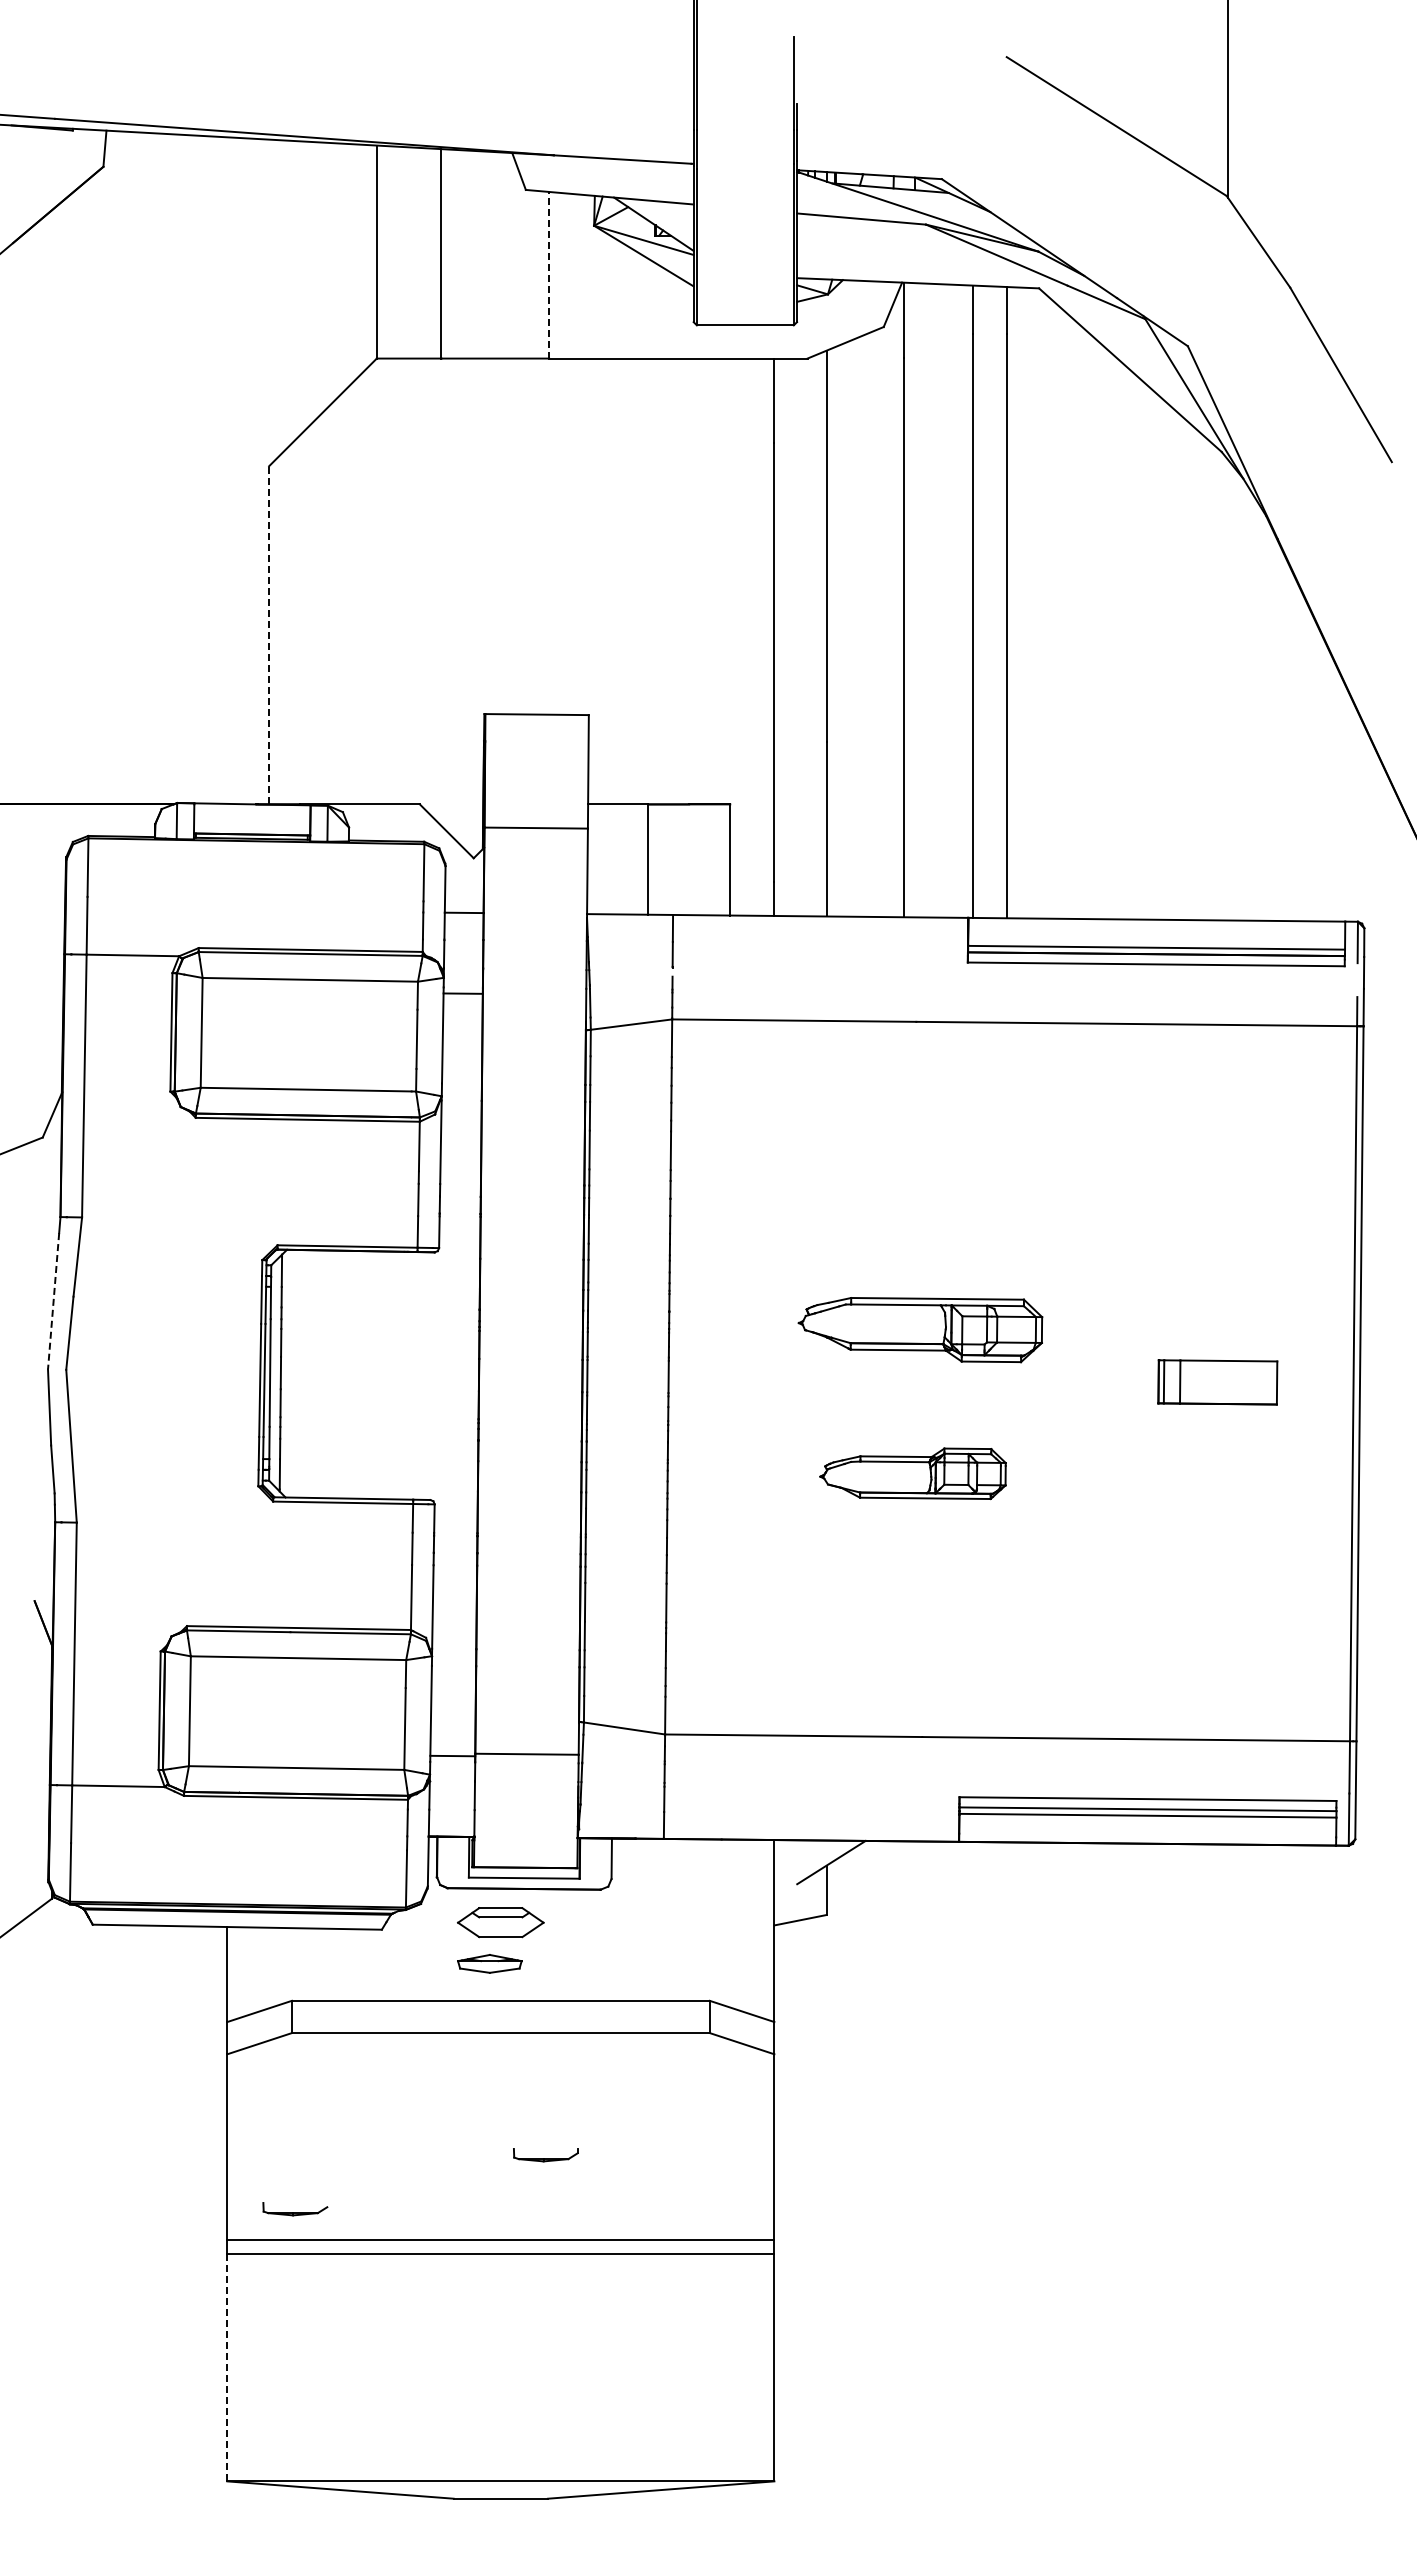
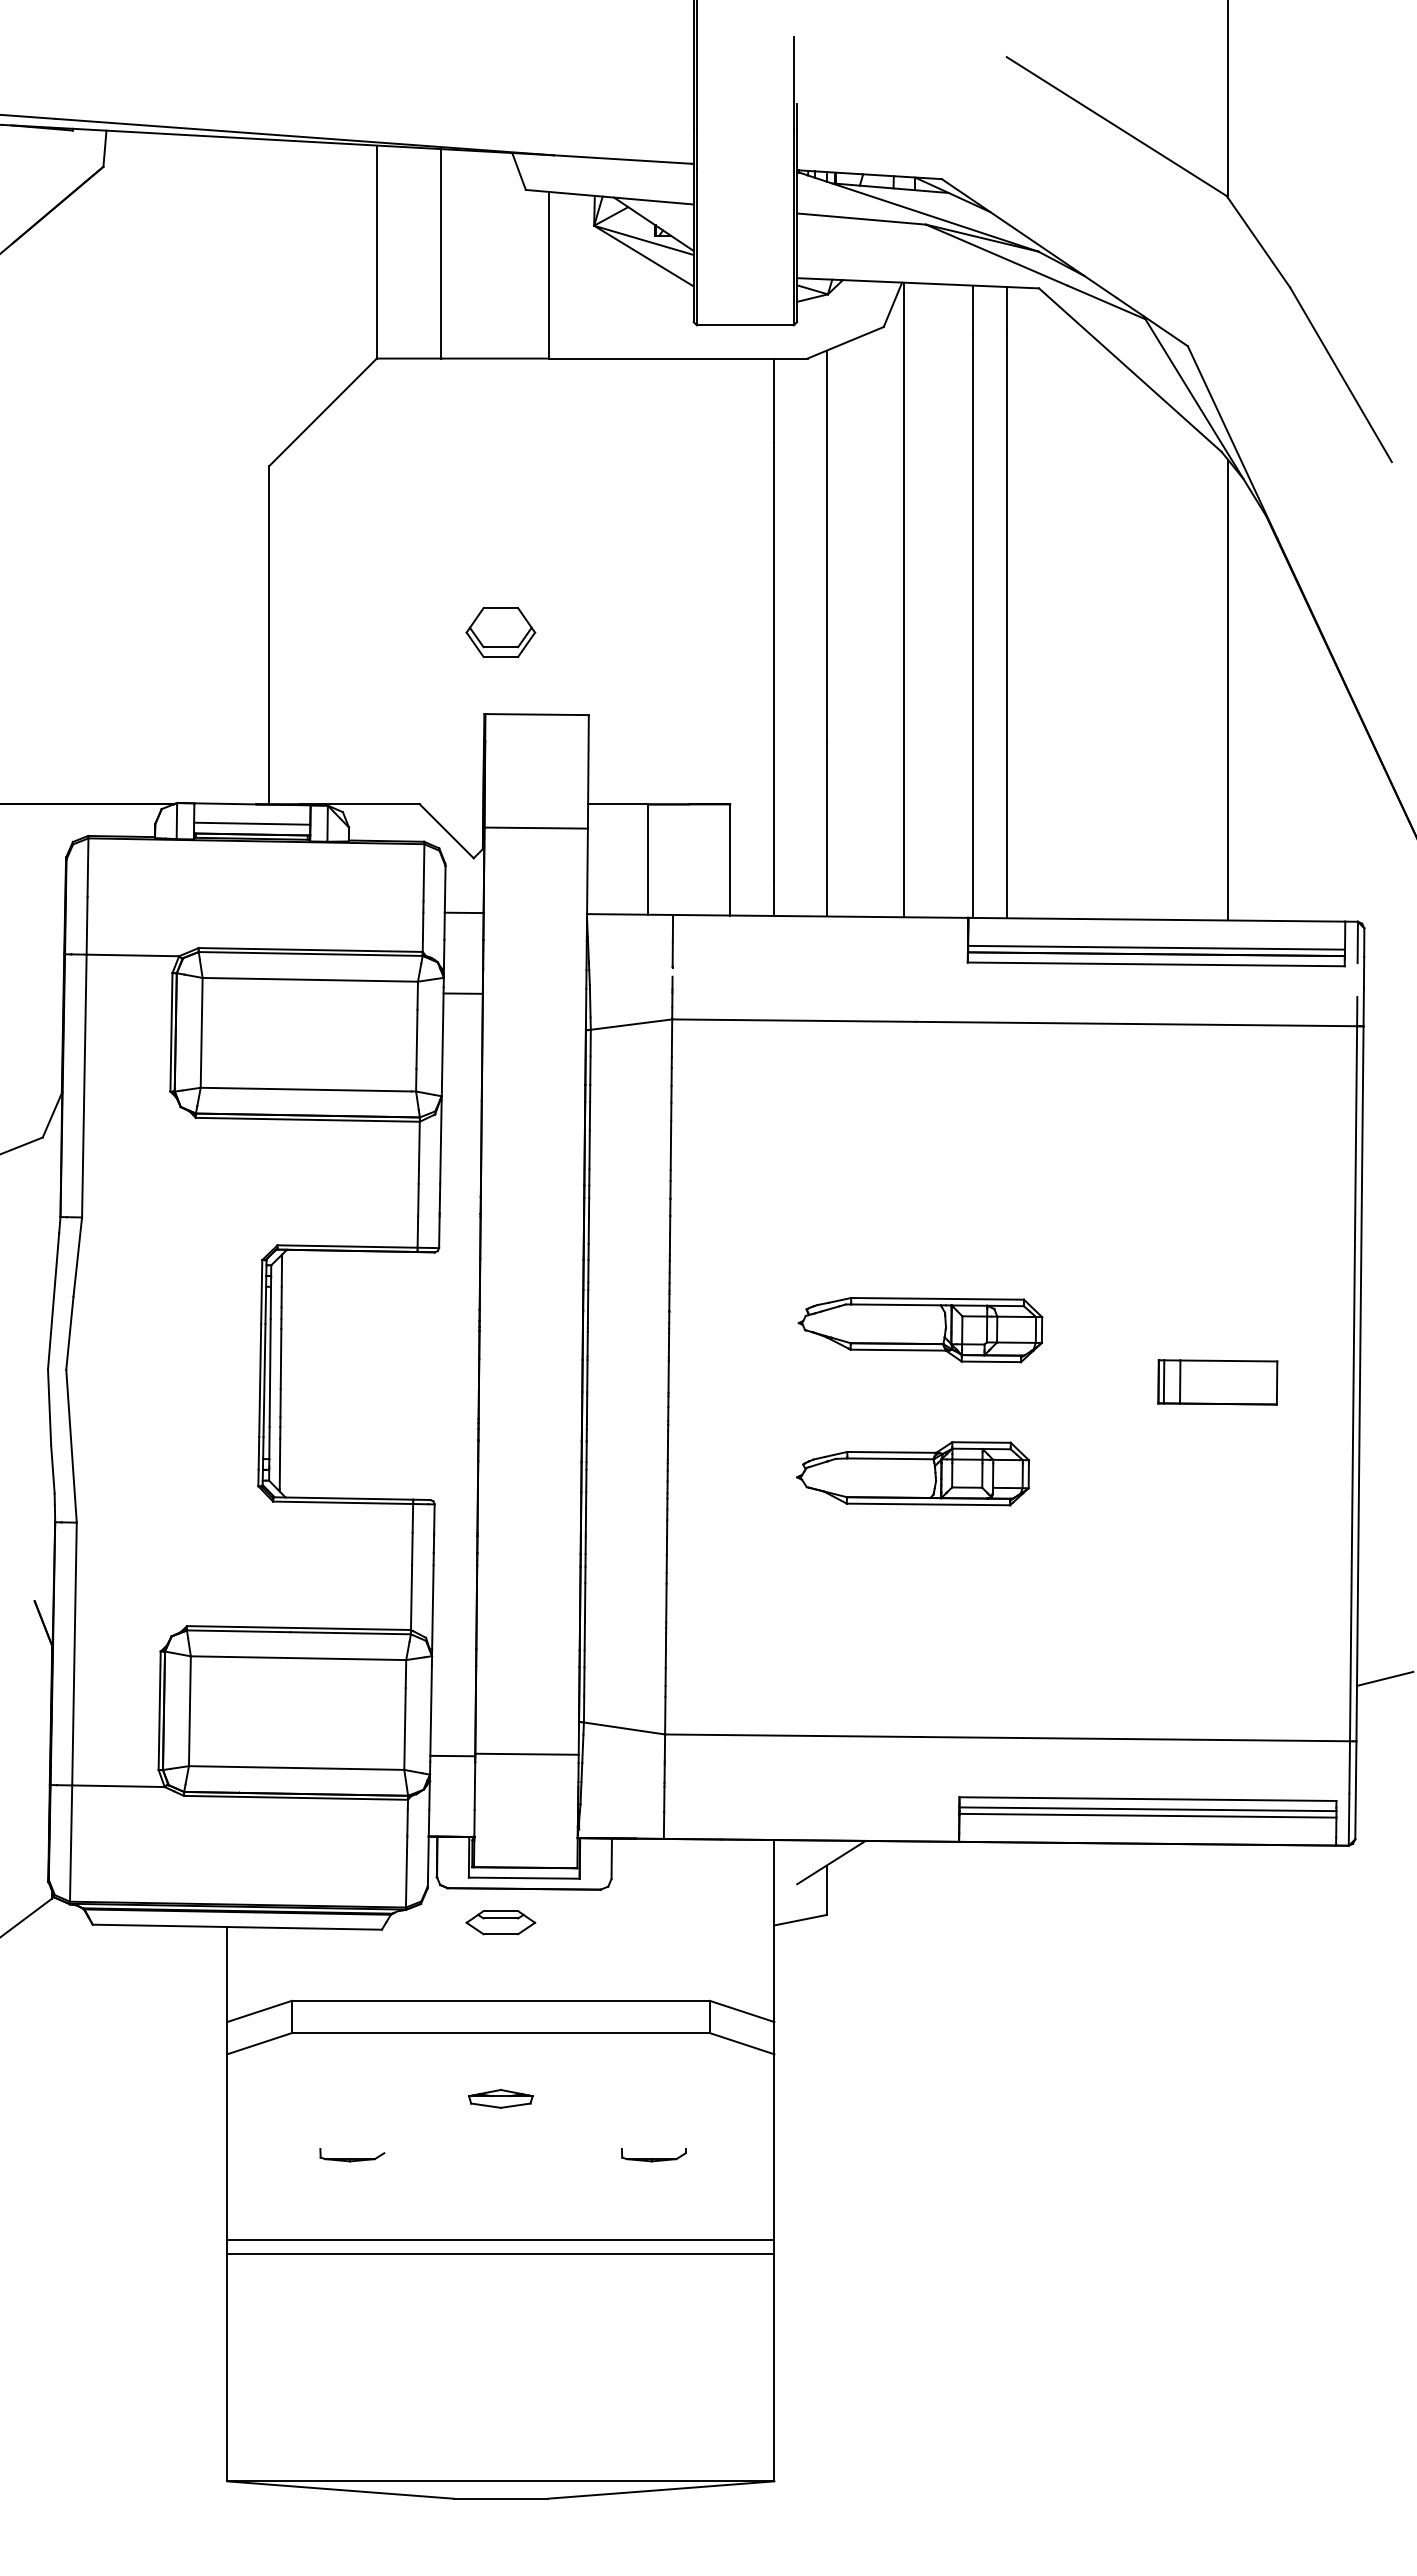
line: dashed -> solid (549, 274)
part: none -> present (500, 632)
line: dashed -> solid (269, 634)
line: none -> present (1227, 689)
line: none -> present (252, 823)
line: dashed -> solid (53, 1301)
part size: 188x54 px -> 234x66 px (912, 1473)
line: none -> present (1385, 1678)
part size: 88x32 px -> 72x26 px (500, 1922)
part position: (489, 1963) -> (500, 2098) (500, 2098)
part position: (545, 2155) -> (653, 2155) (653, 2155)
part position: (295, 2209) -> (352, 2155) (352, 2155)
line: dashed -> solid (227, 2367)
